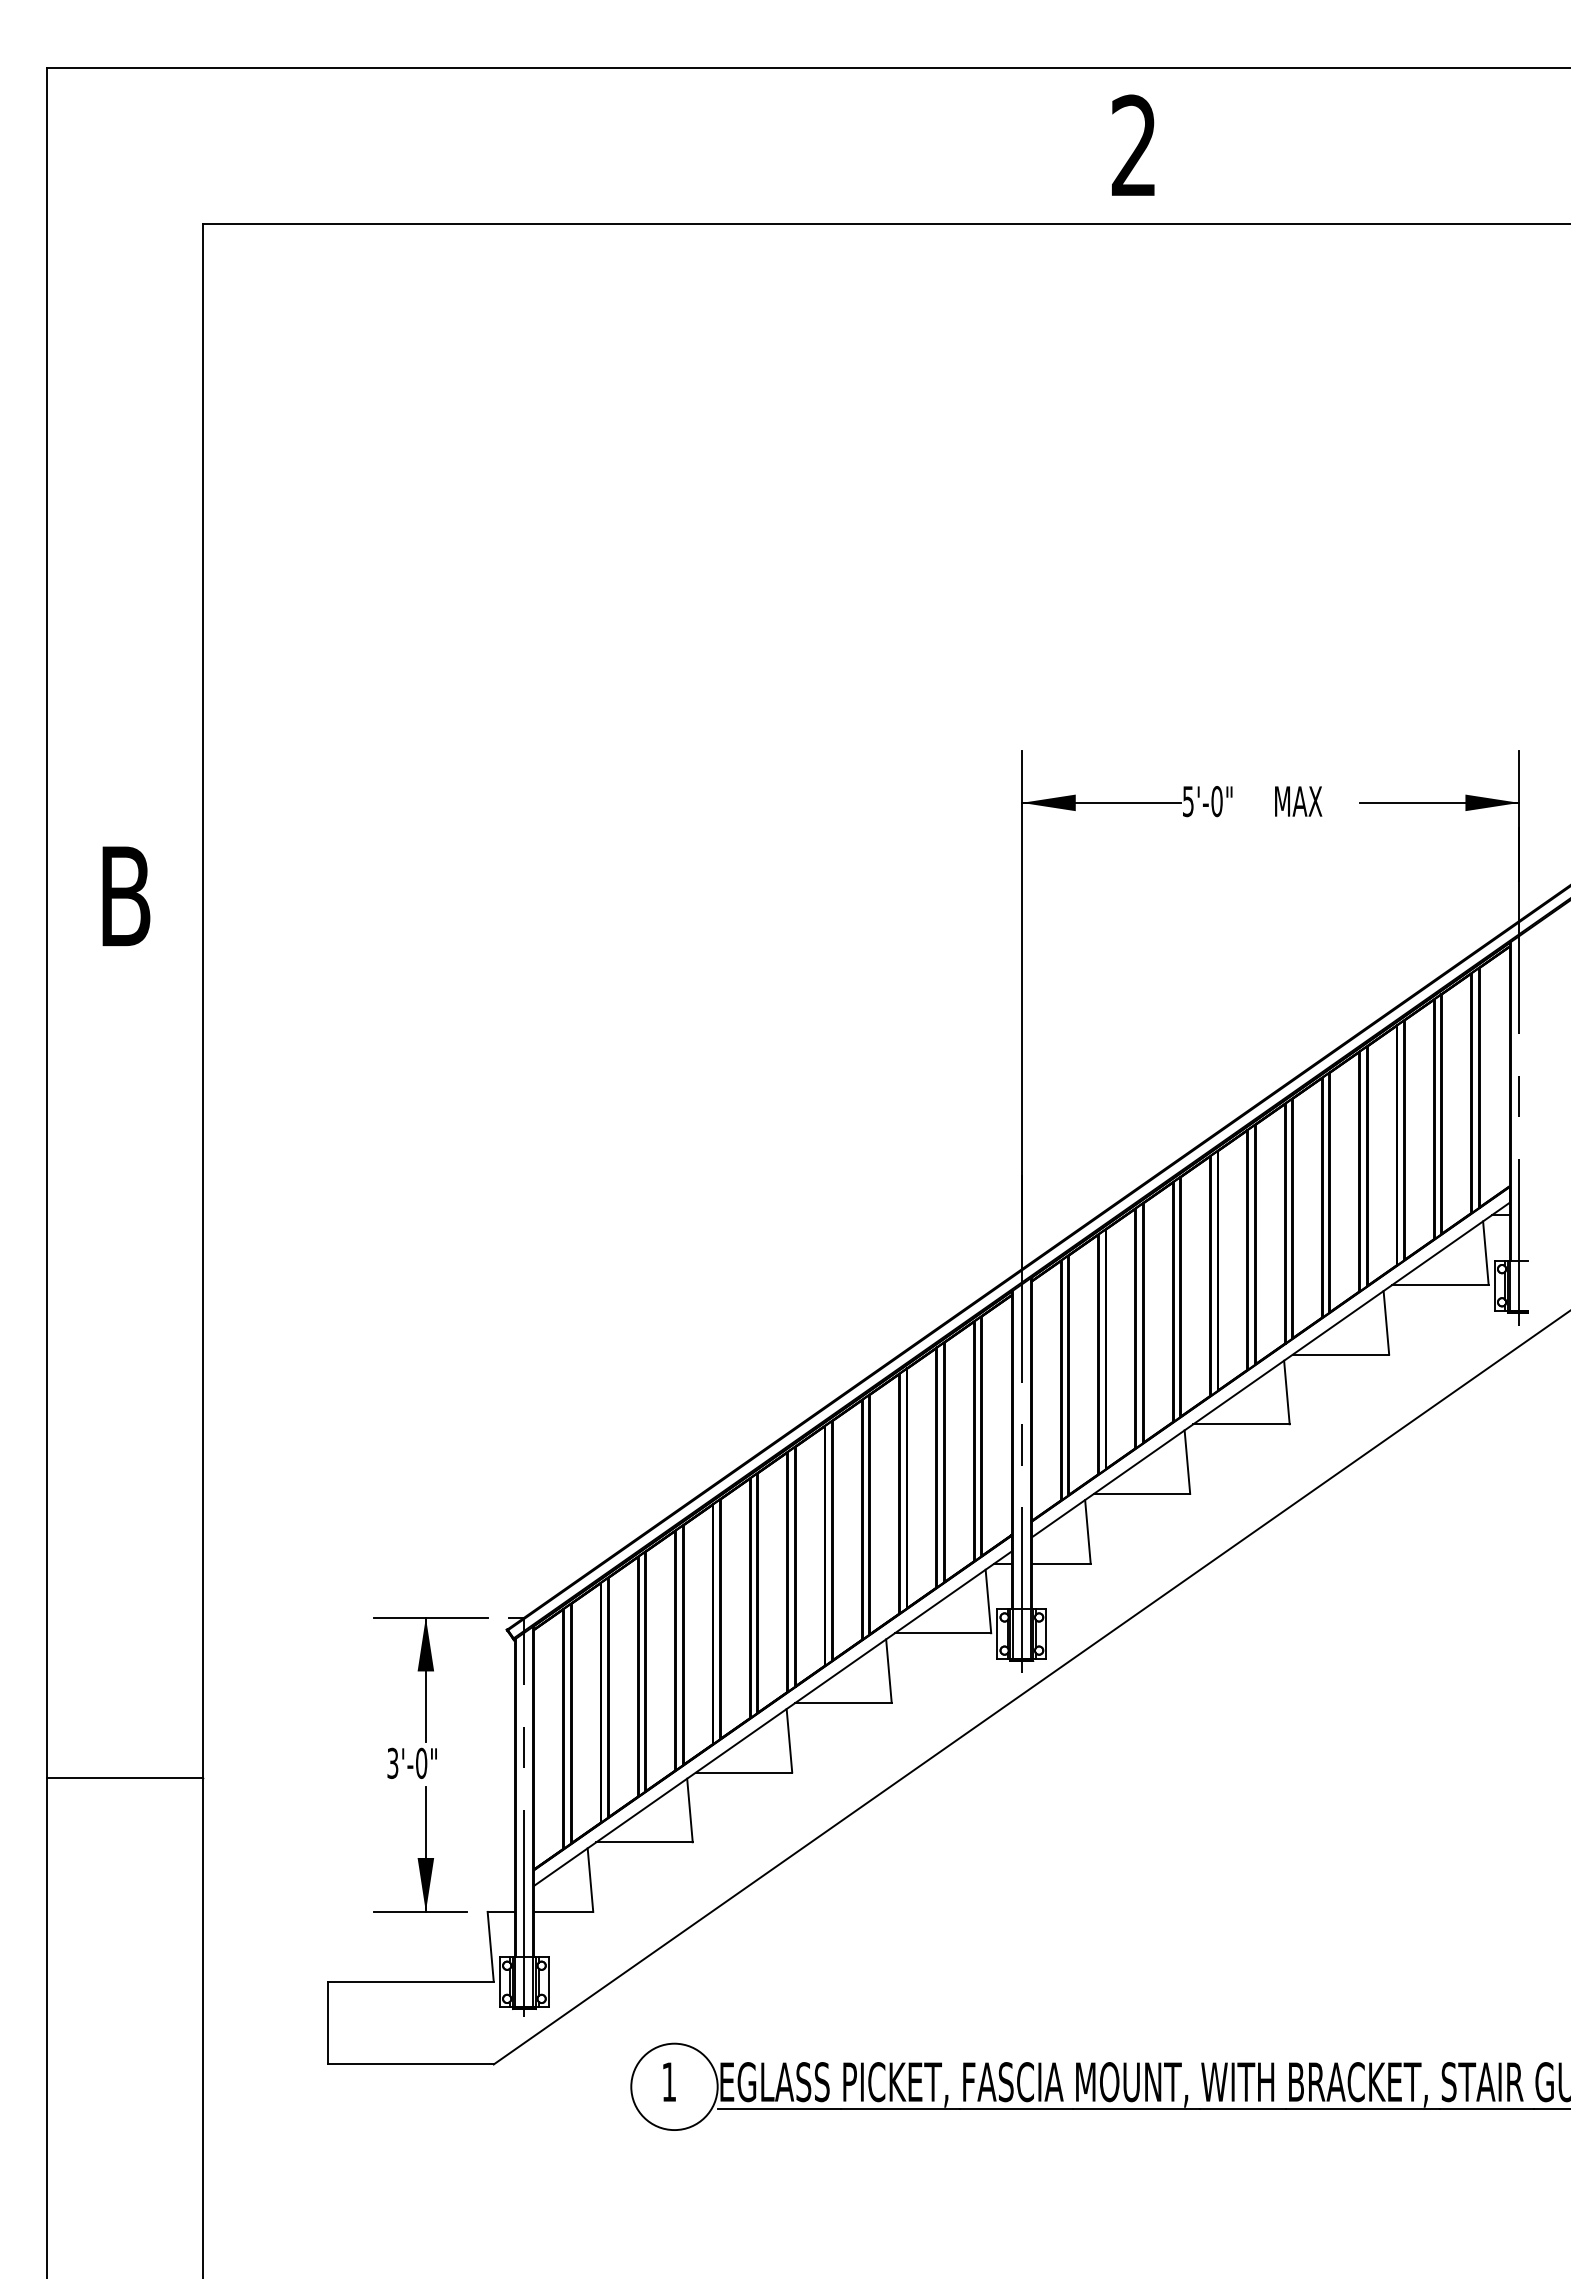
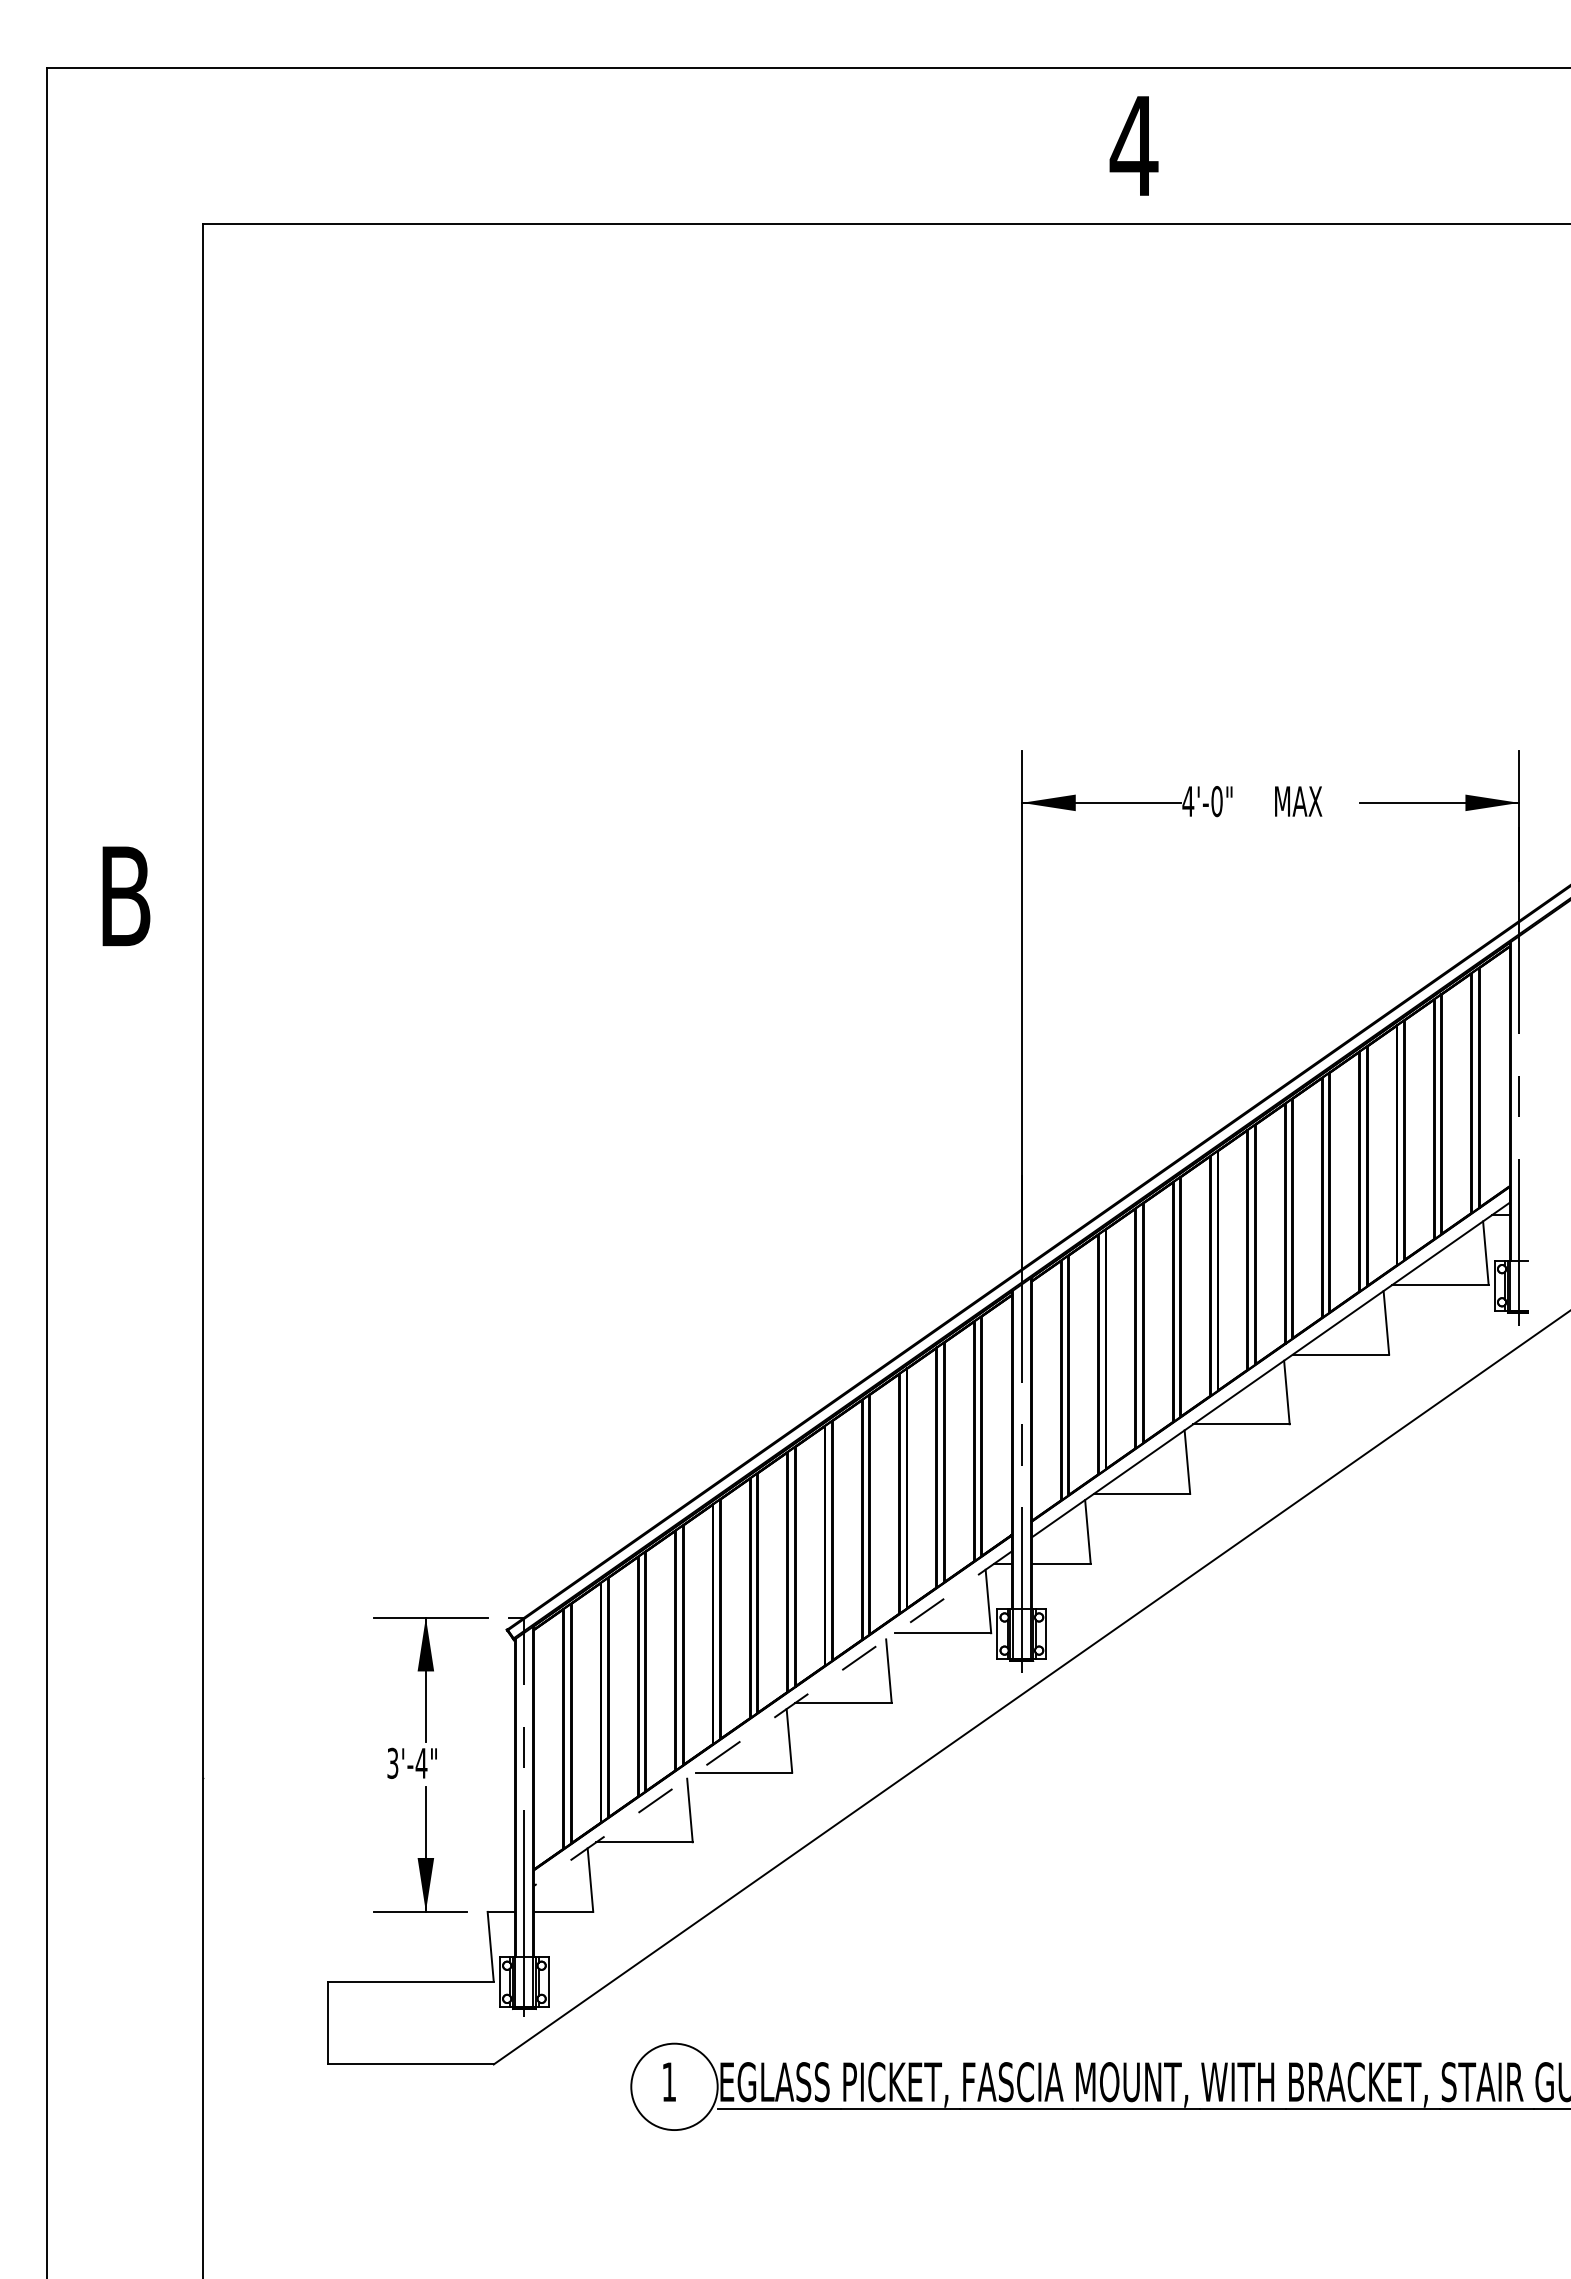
text: 2 -> 4 (1133, 144)
text: 5'-0" -> 4'-0" (1188, 801)
line: solid -> dashed (773, 1718)
text: 3'-0" -> 3'-4" (421, 1762)
line: present -> none (124, 1778)
